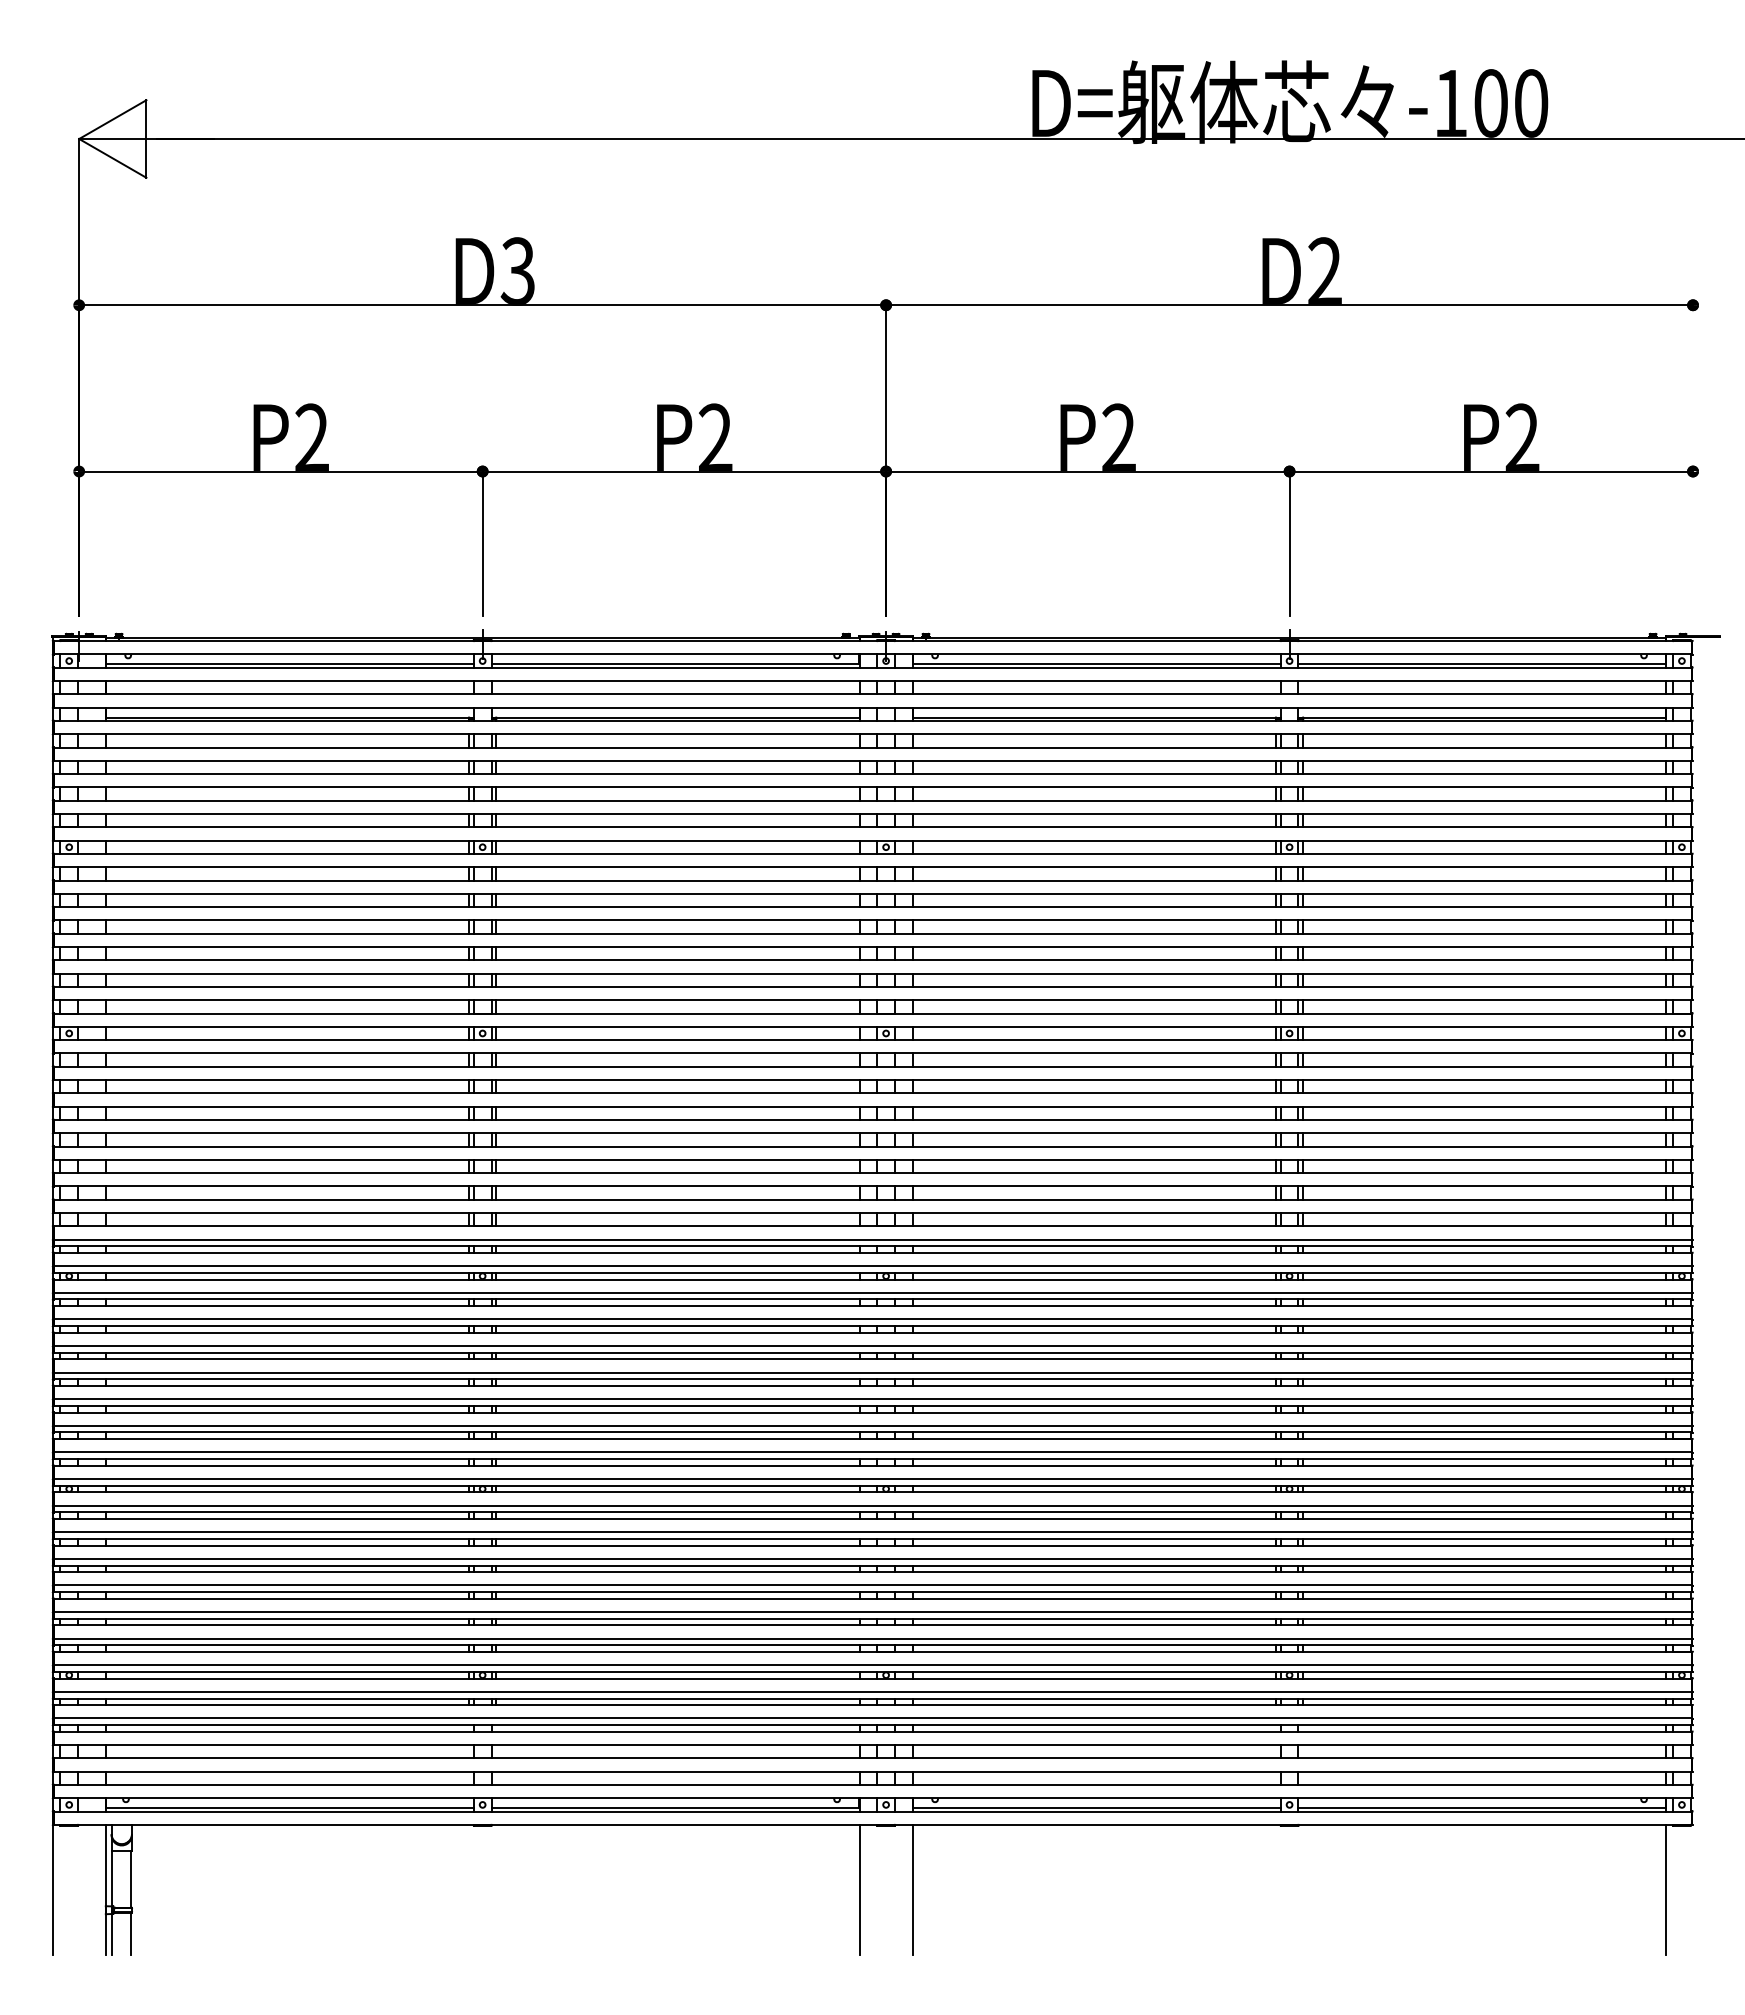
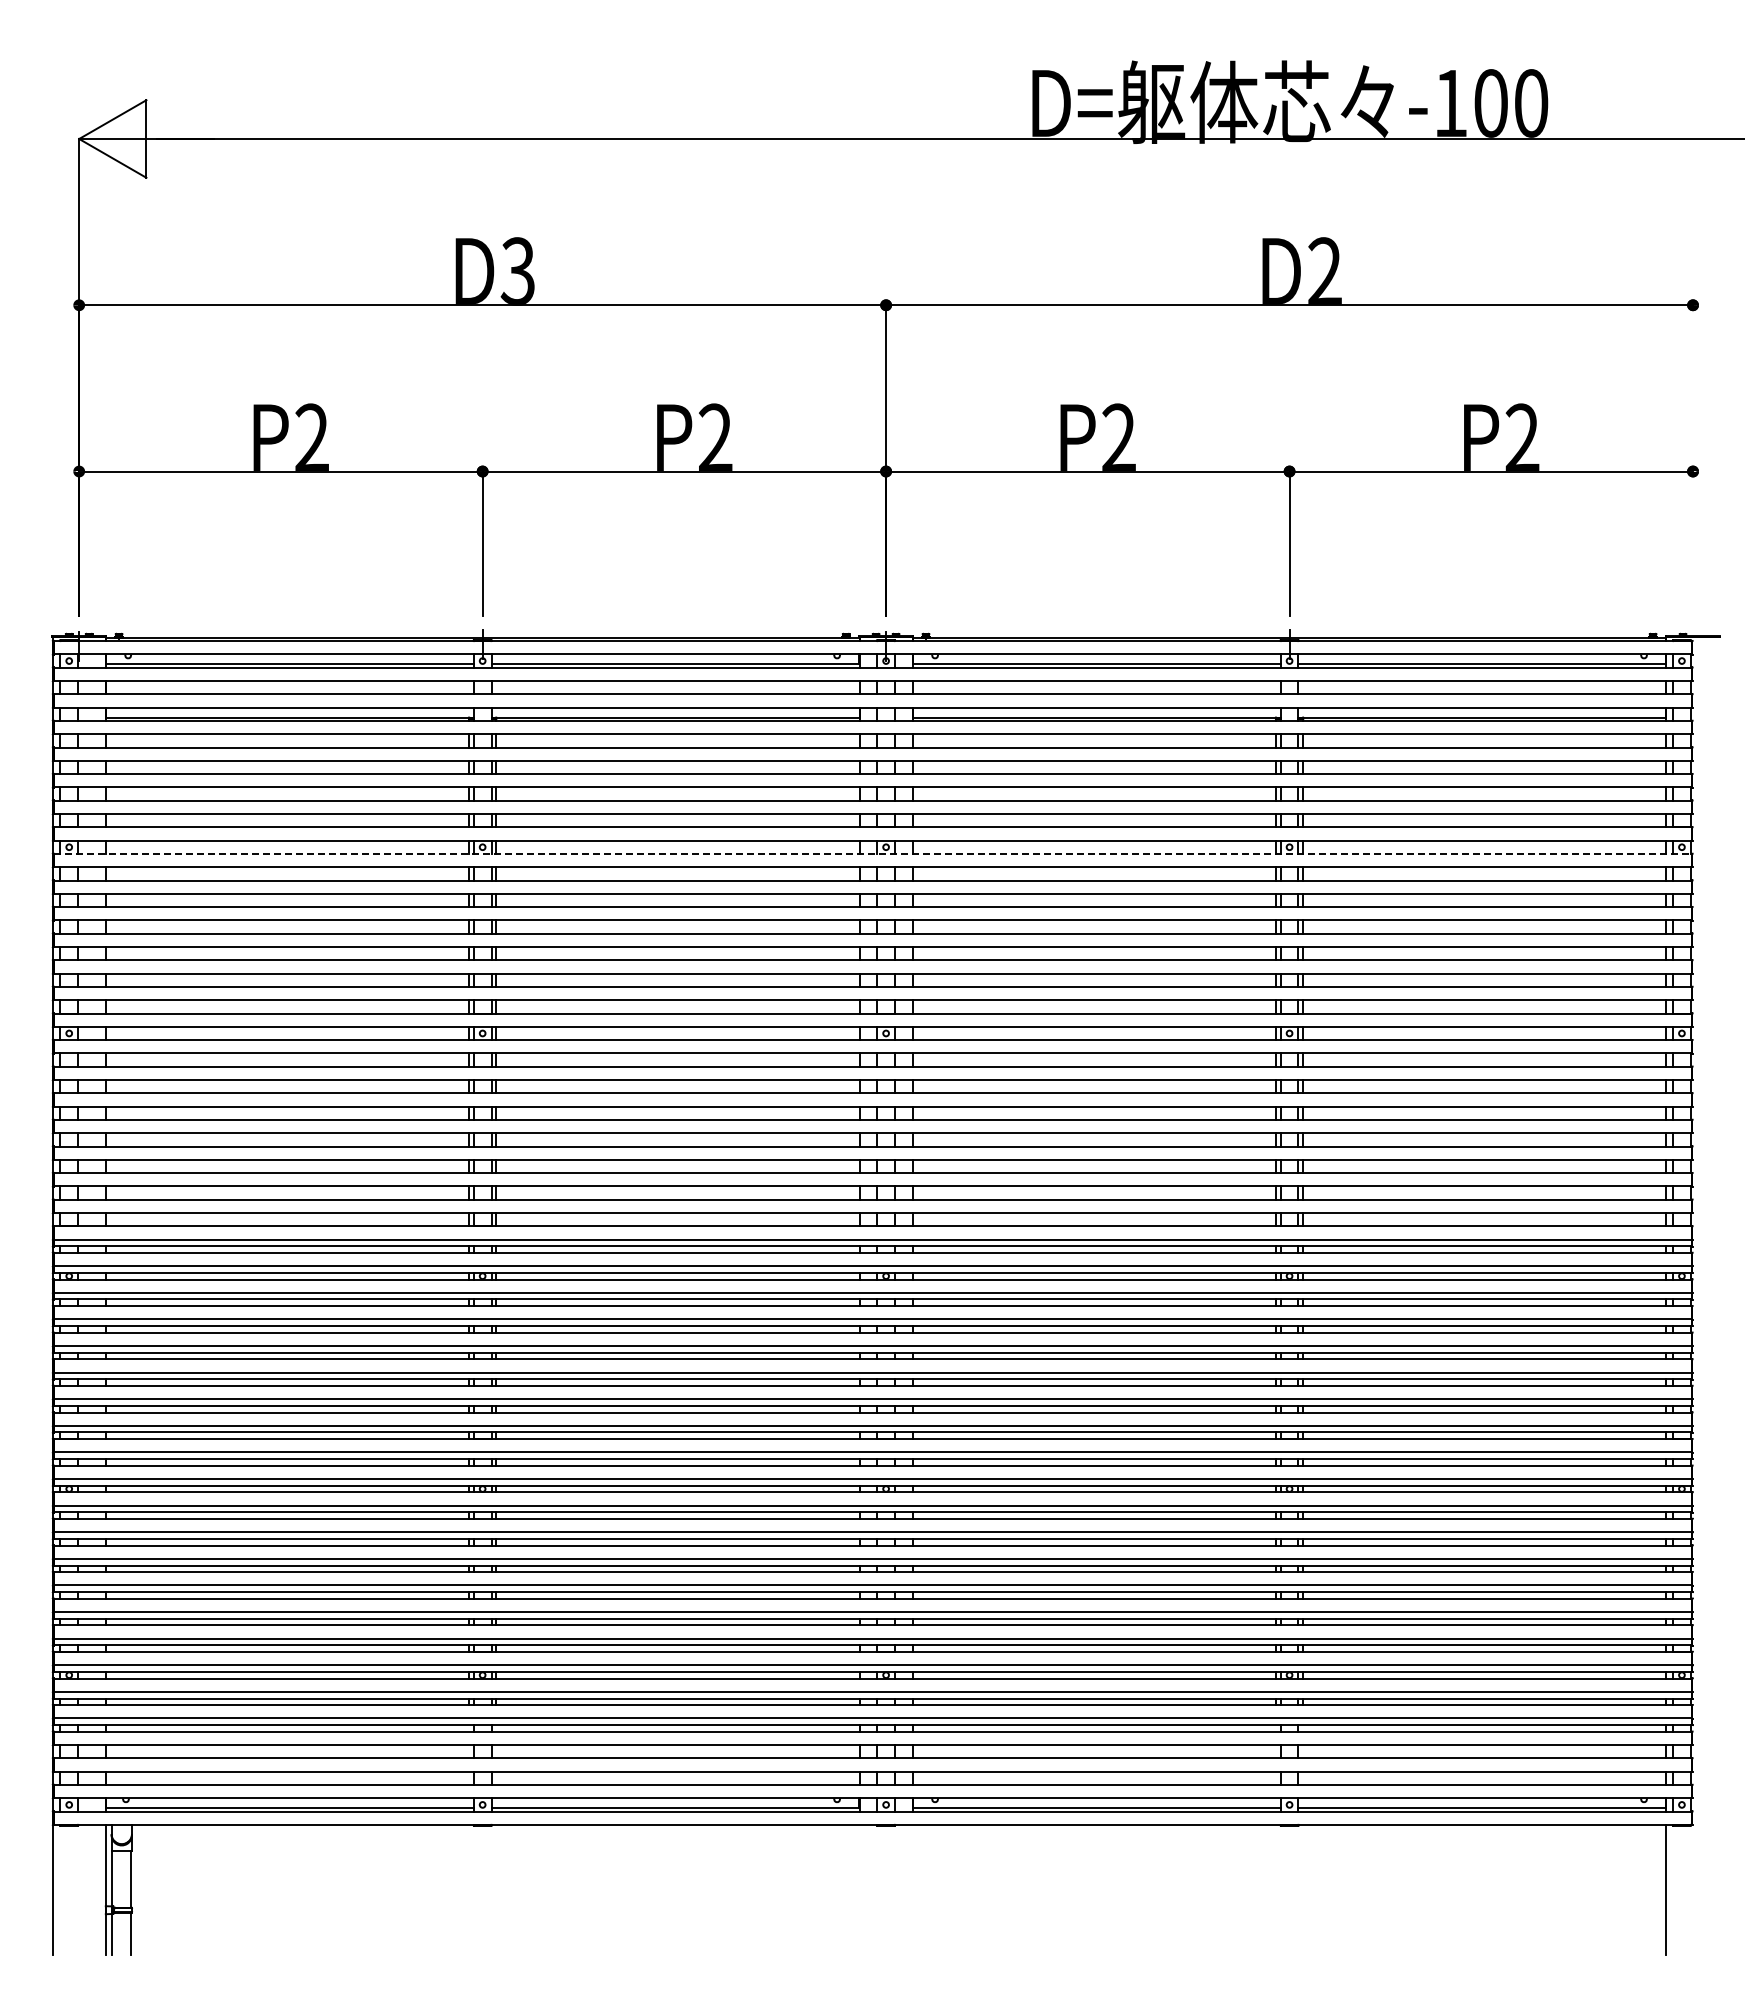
line: solid -> dashed (873, 853)
line: present -> none (859, 1889)
line: present -> none (912, 1889)
